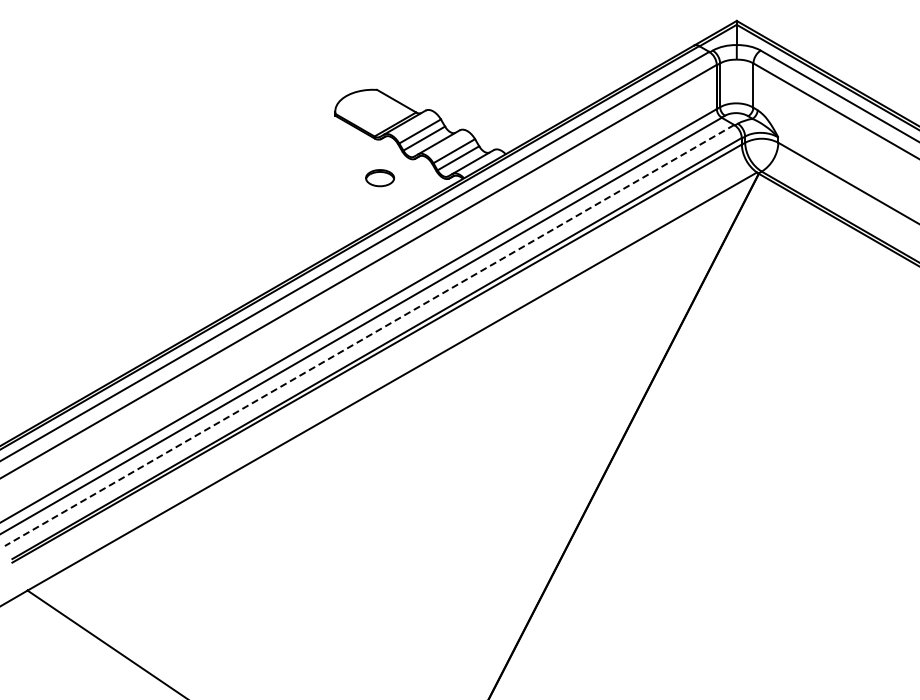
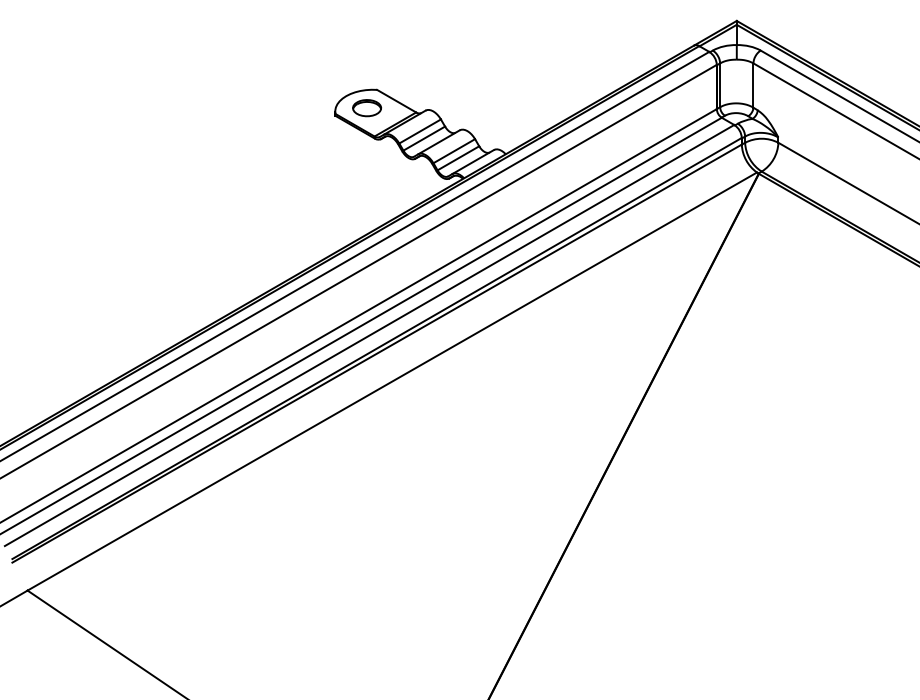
part position: (379, 178) -> (366, 108) (366, 108)
line: dashed -> solid (369, 335)
